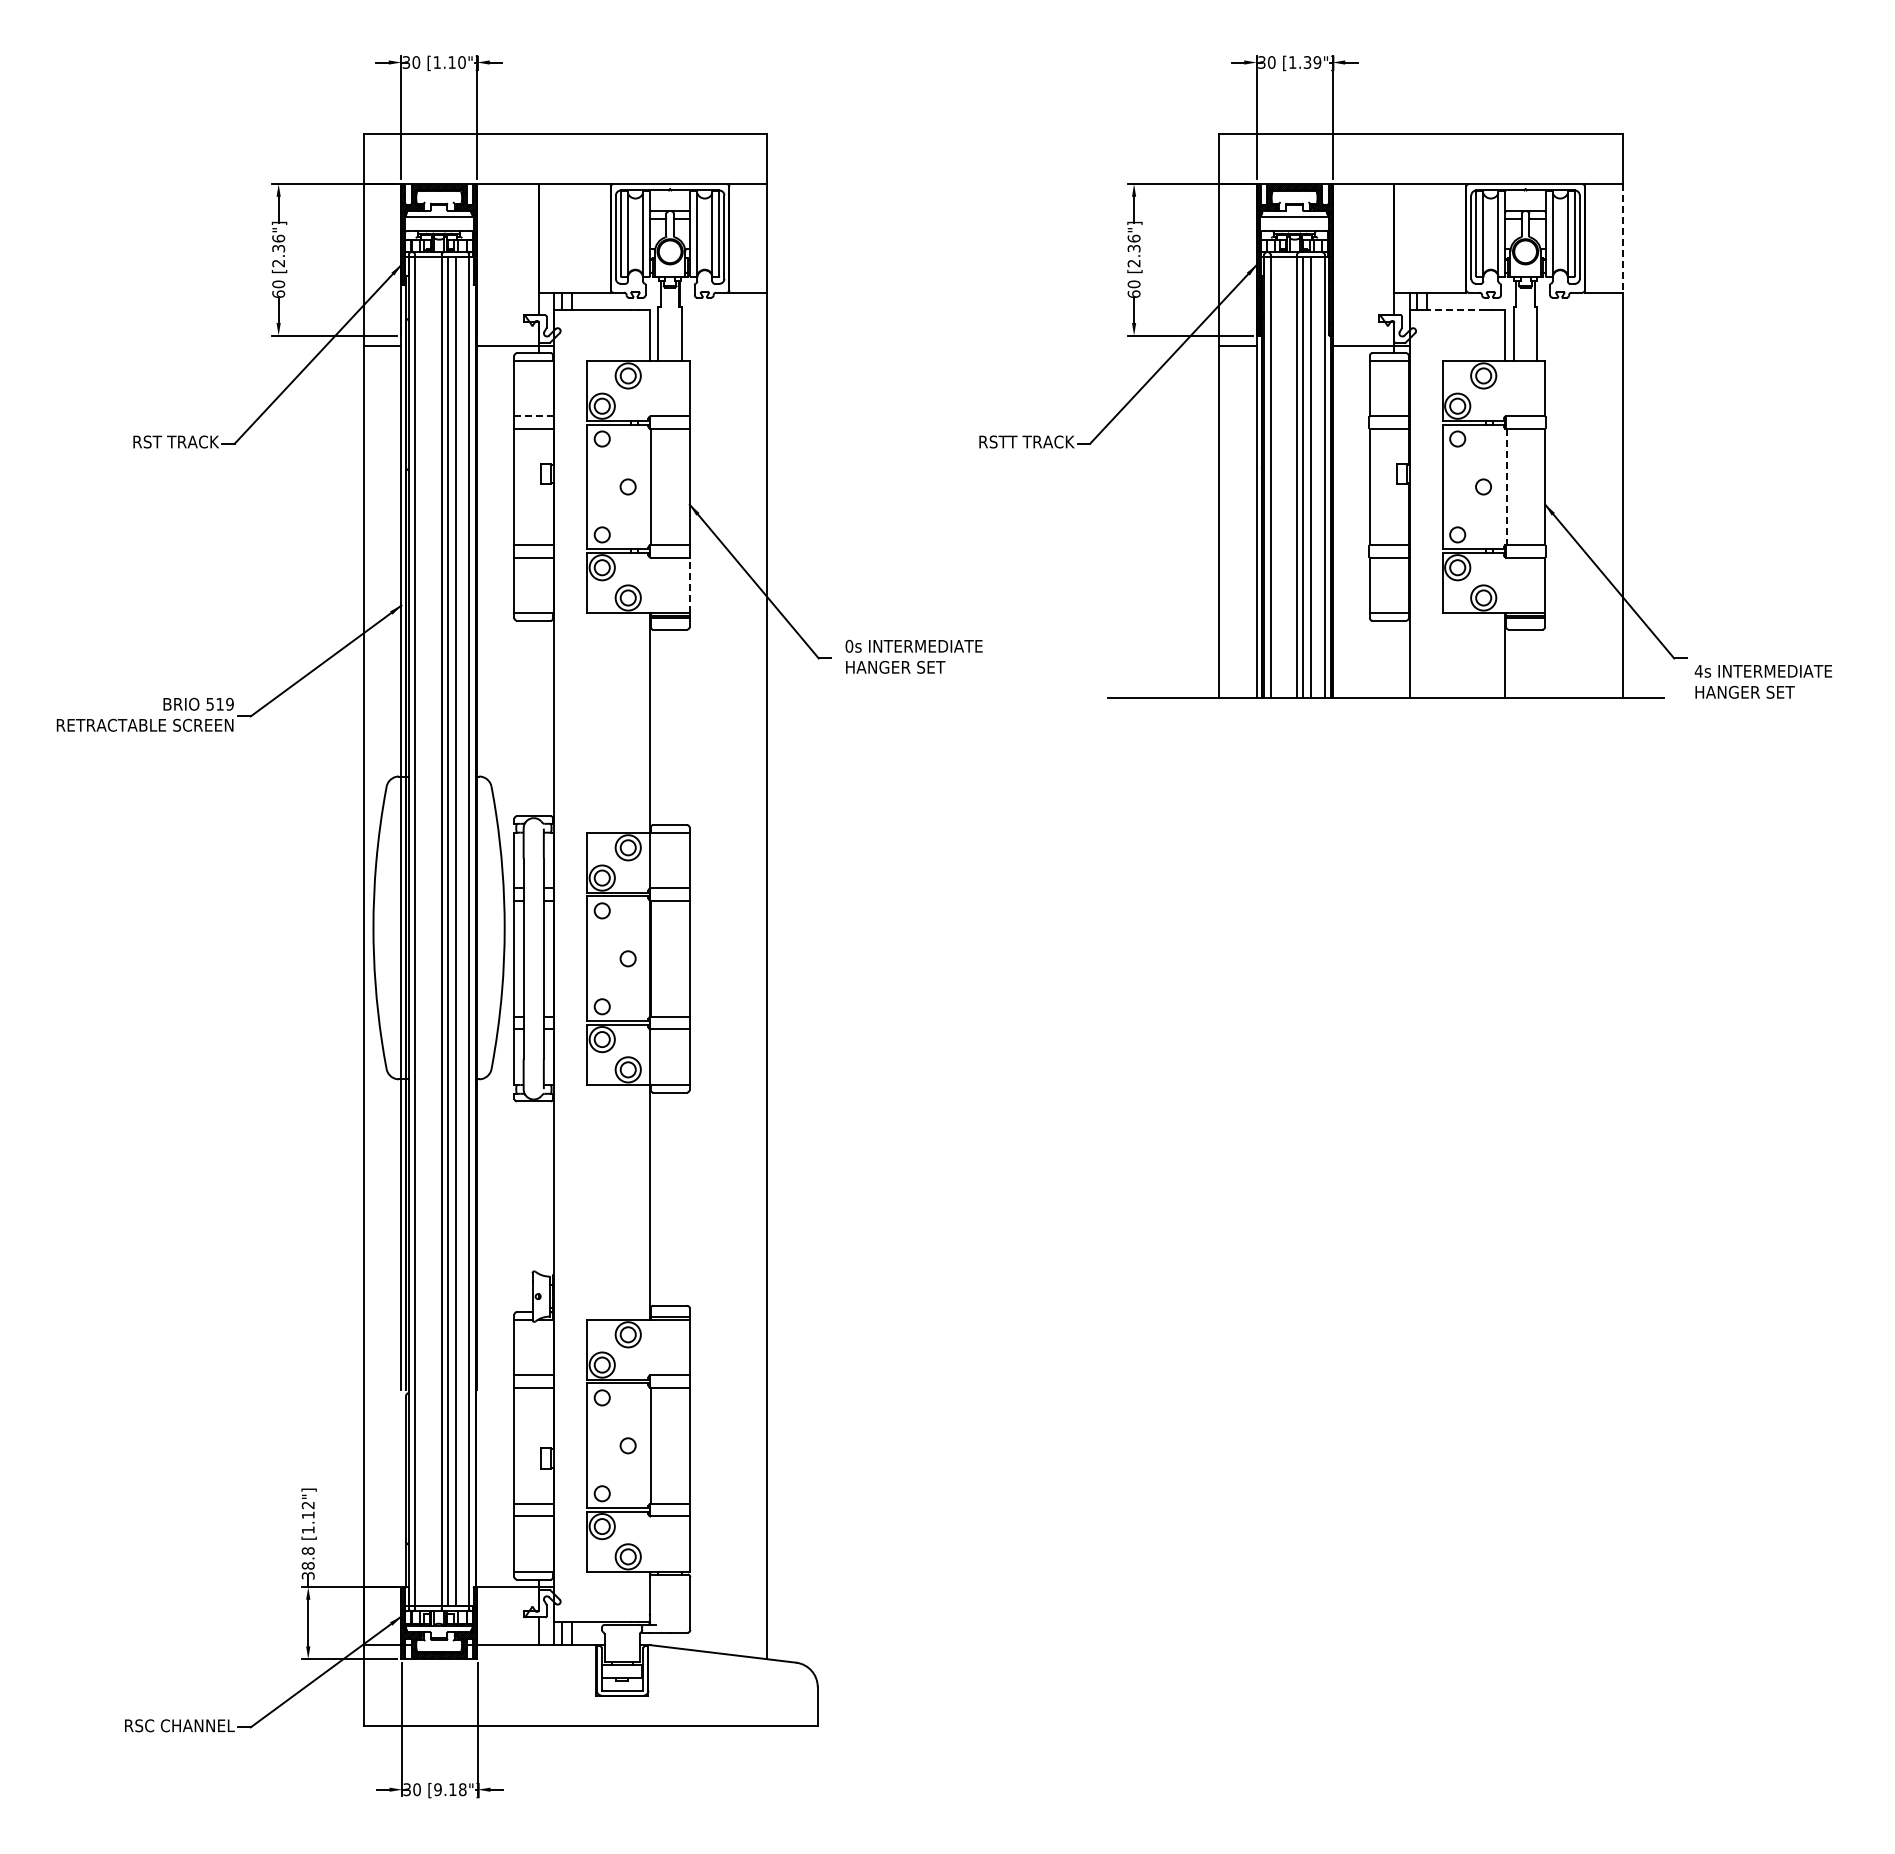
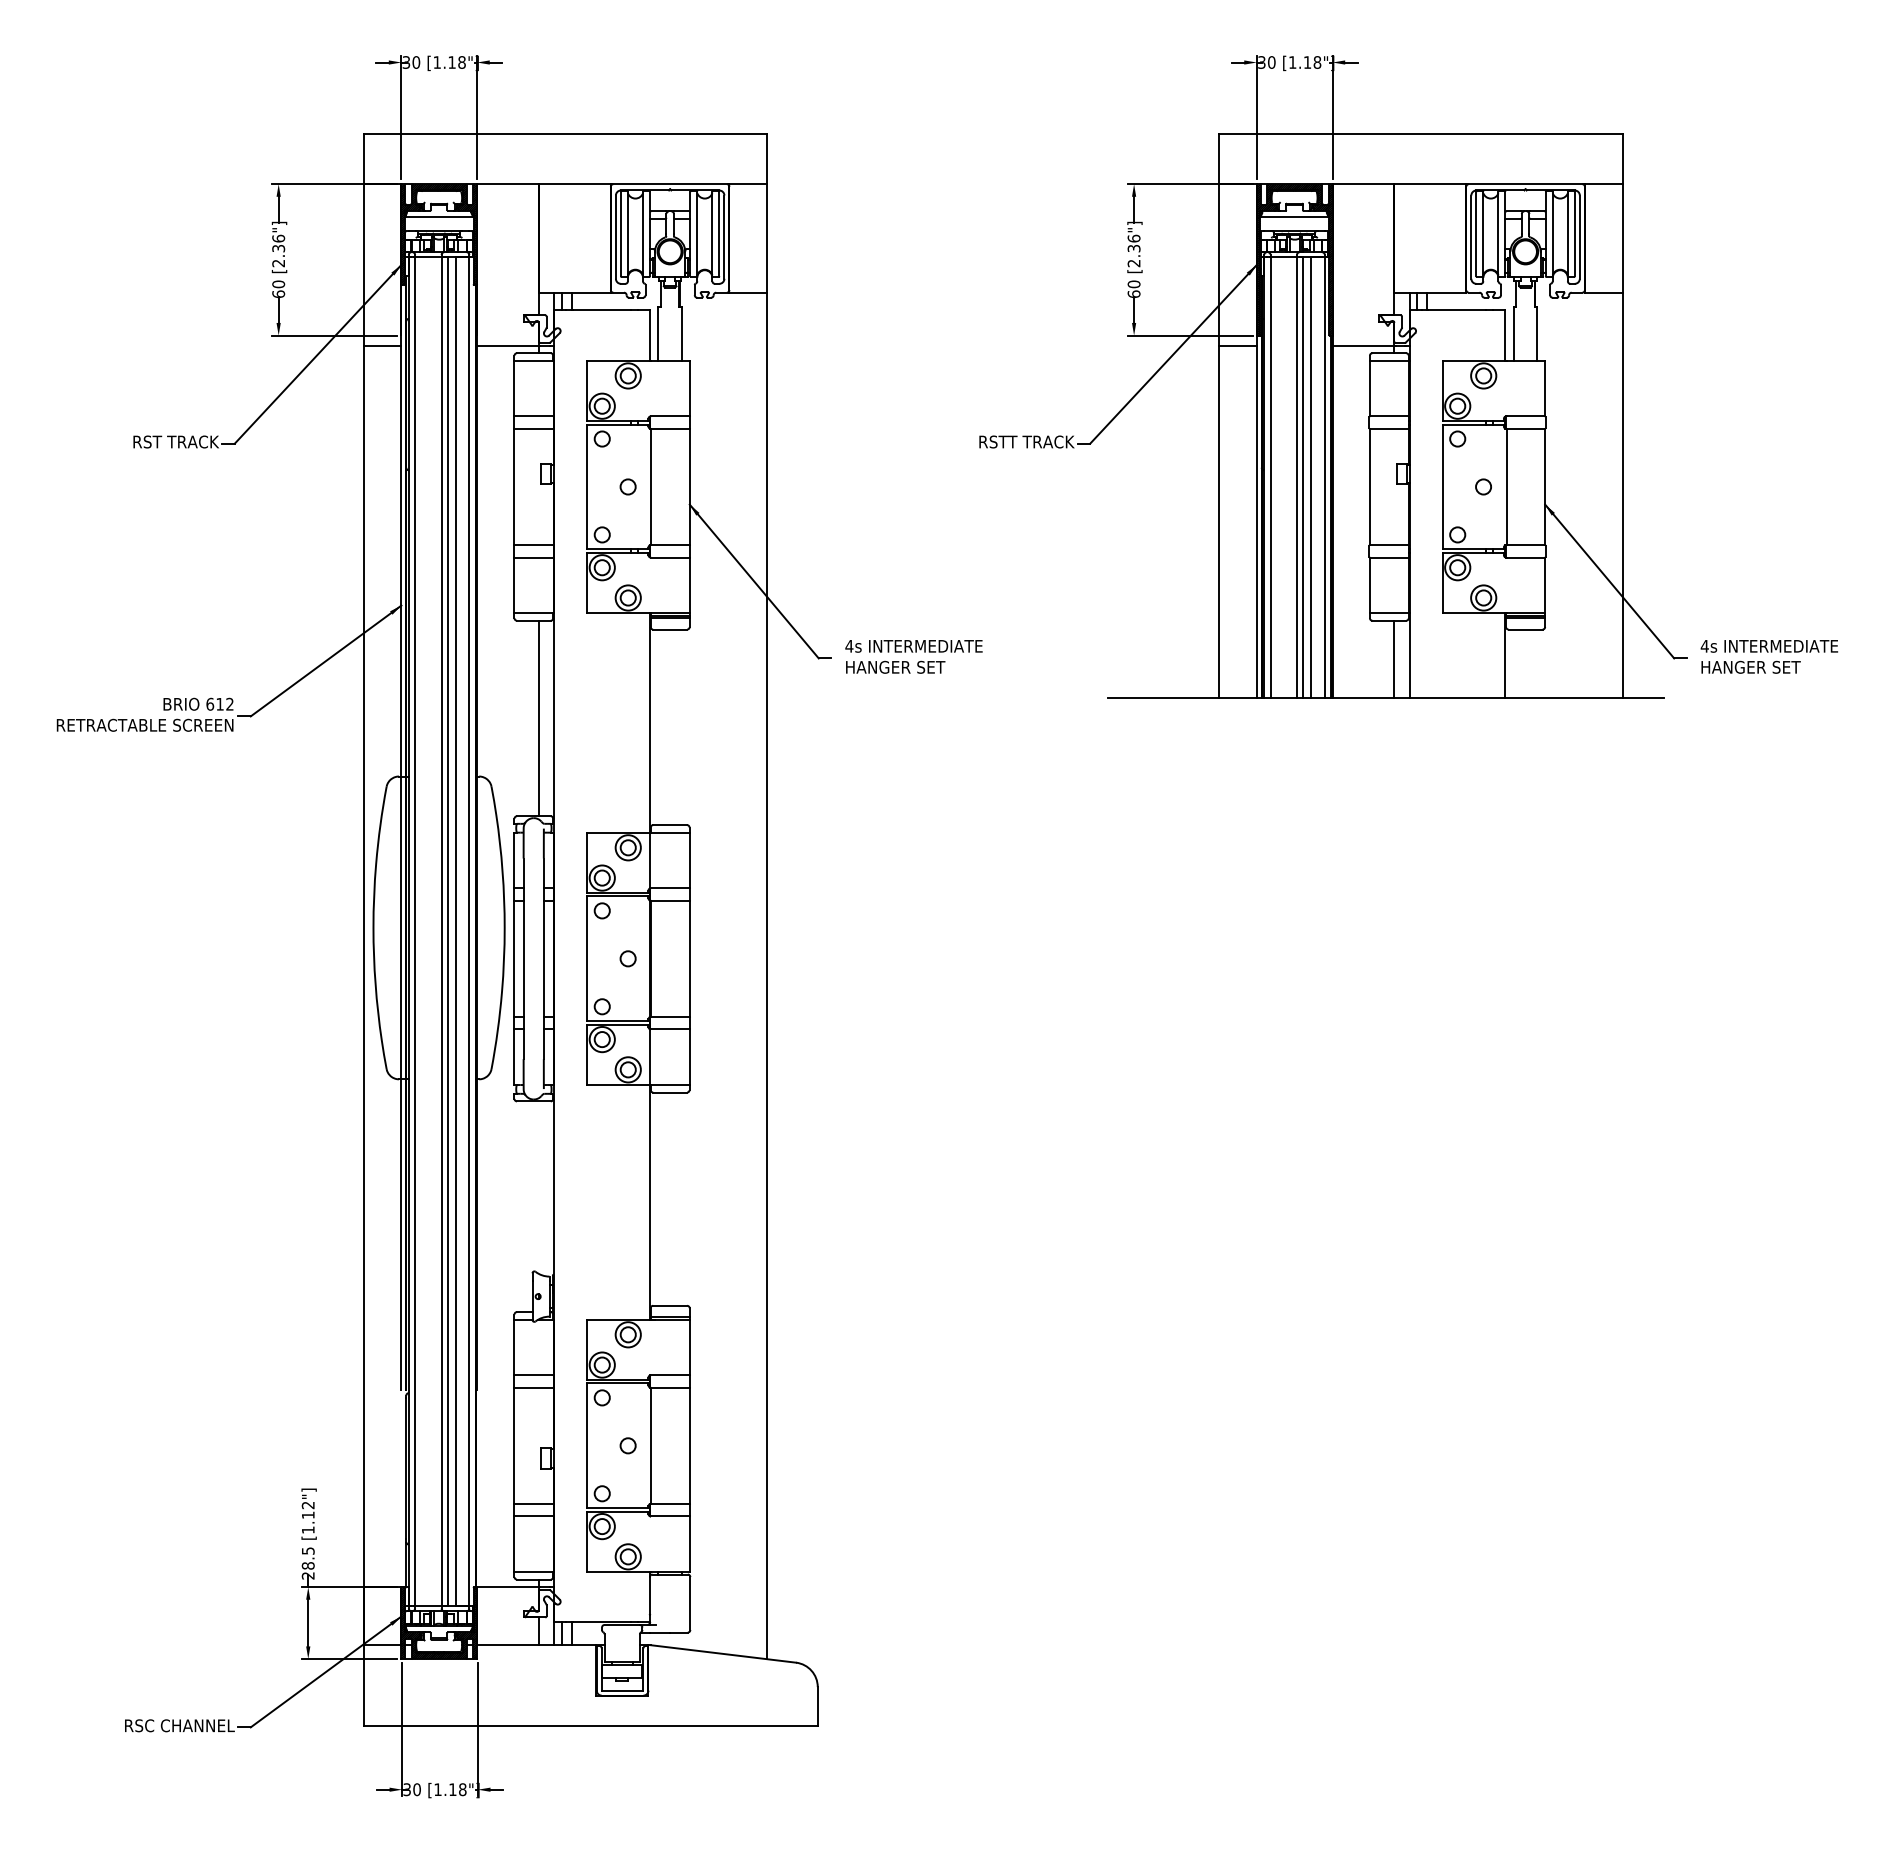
text: [1.10"] -> [1.18"] (461, 62)
text: [1.39"] -> [1.18"] (1312, 62)
line: dashed -> solid (1622, 238)
line: dashed -> solid (1456, 310)
line: dashed -> solid (533, 416)
line: dashed -> solid (1506, 487)
line: dashed -> solid (689, 585)
text: 0s -> 4s (849, 645)
line: none -> present (1394, 659)
text position: (1763, 681) -> (1769, 656) (1769, 656)
text: 519 -> 612 (219, 703)
line: none -> present (538, 718)
text: 38.8 -> 28.5 (307, 1563)
text: [9.18"] -> [1.18"] (437, 1789)
